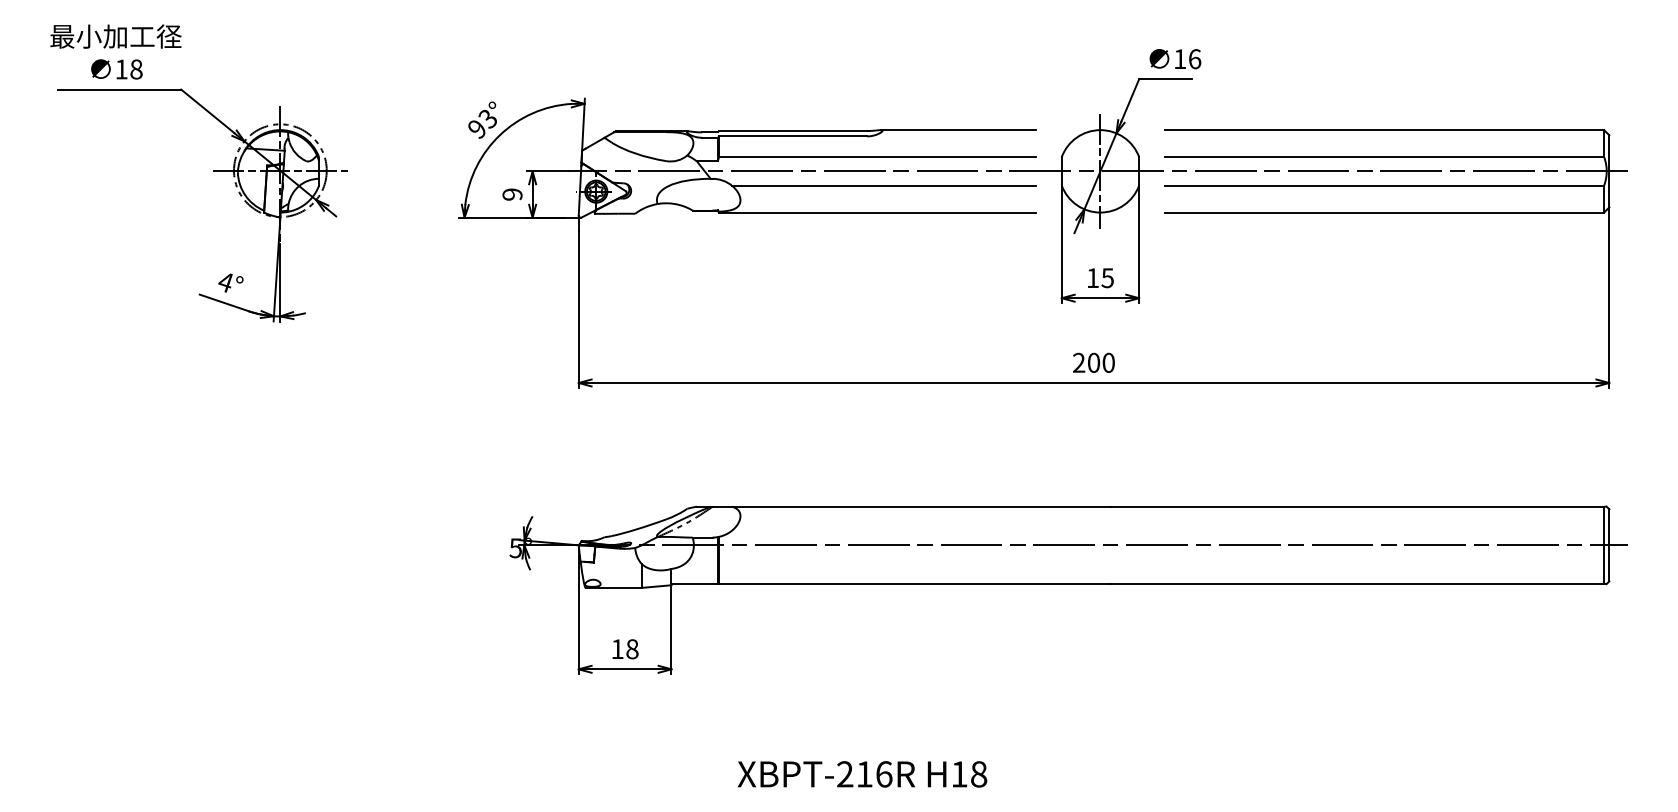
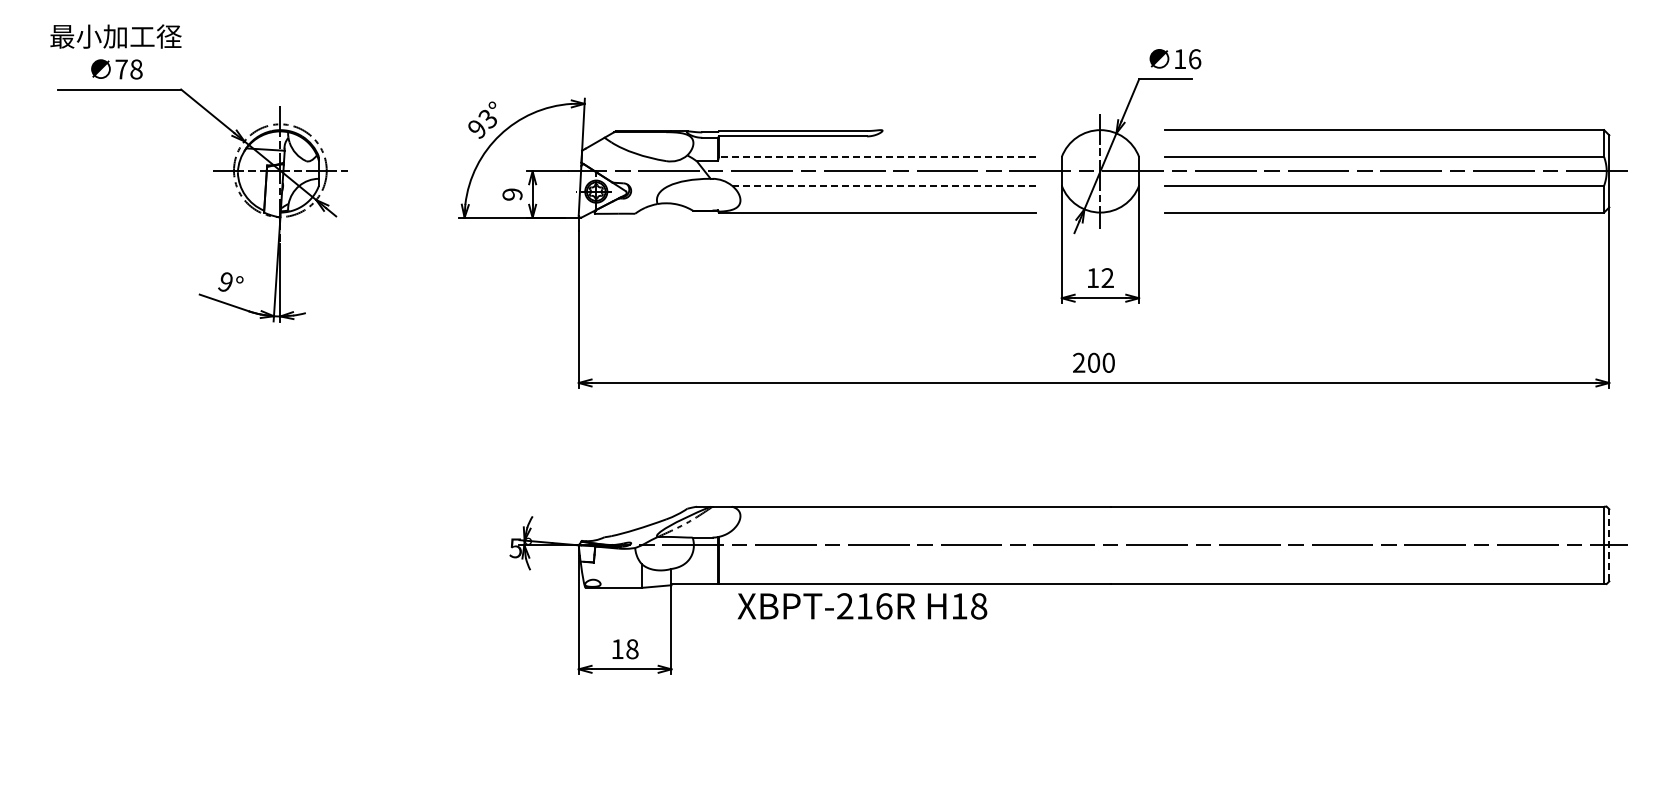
text: 18 -> 78 (121, 69)
line: present -> none (958, 130)
line: solid -> dashed (877, 157)
line: solid -> dashed (884, 185)
text: 15 -> 12 (1107, 278)
text: 4° -> 9° (225, 282)
line: solid -> dashed (1609, 544)
text position: (862, 774) -> (862, 606) (862, 606)
